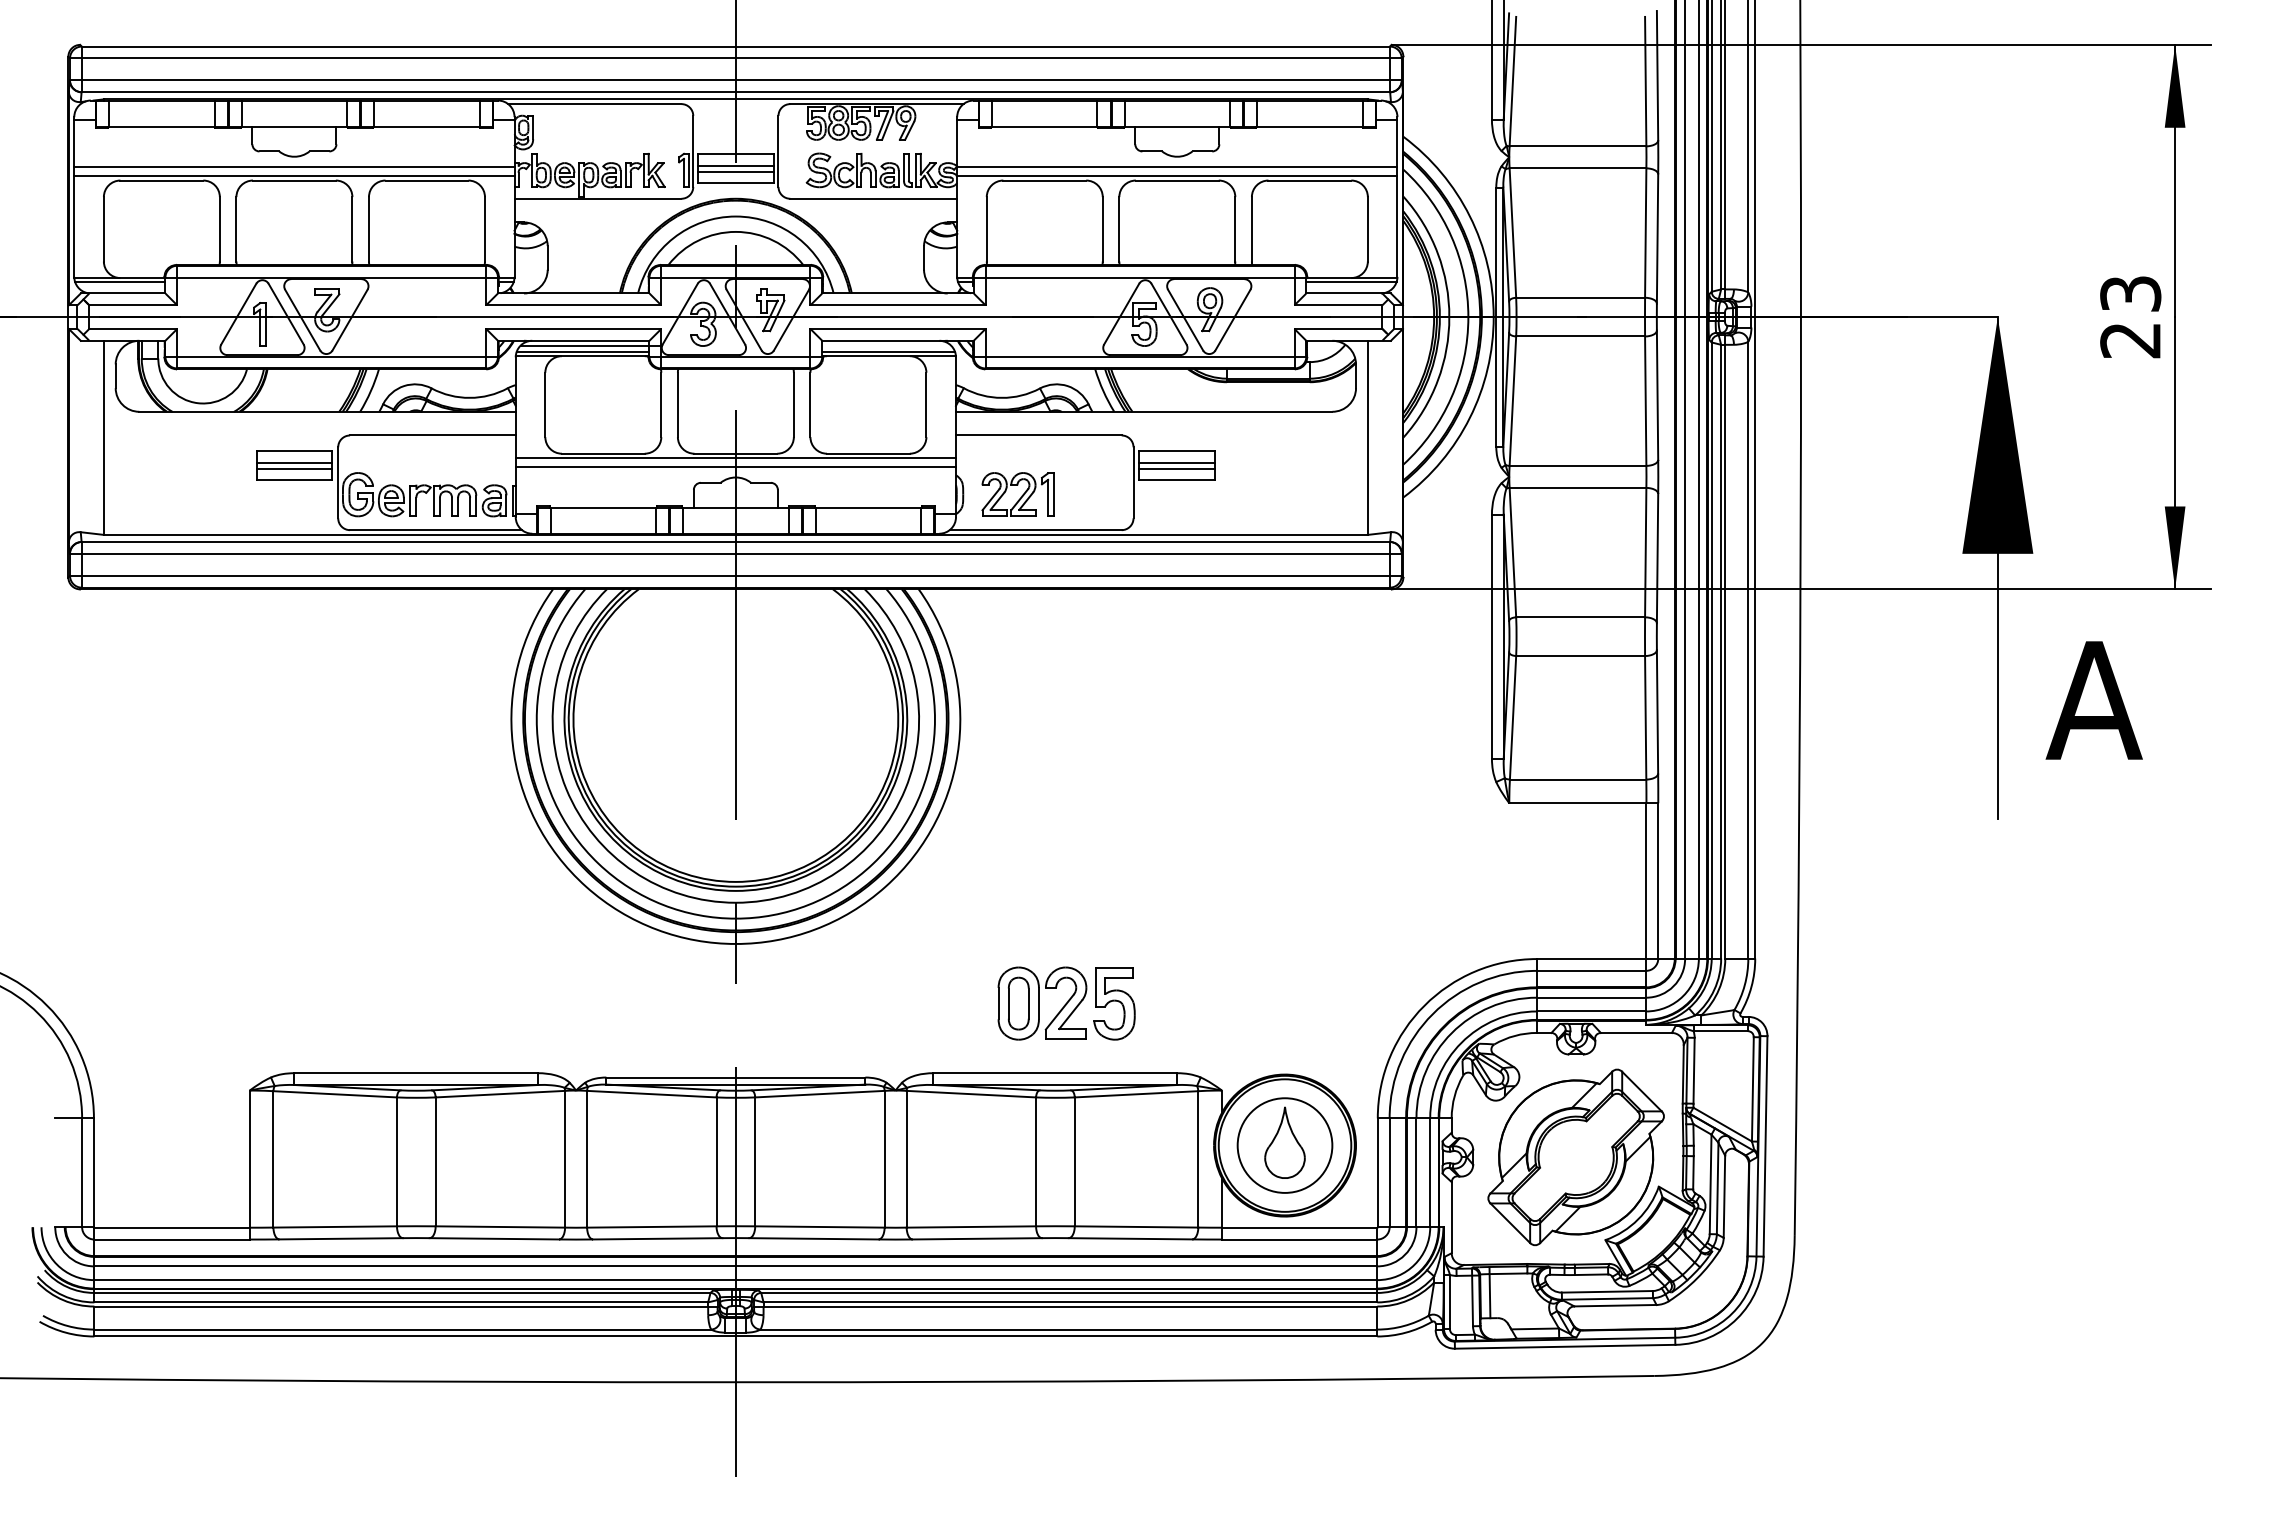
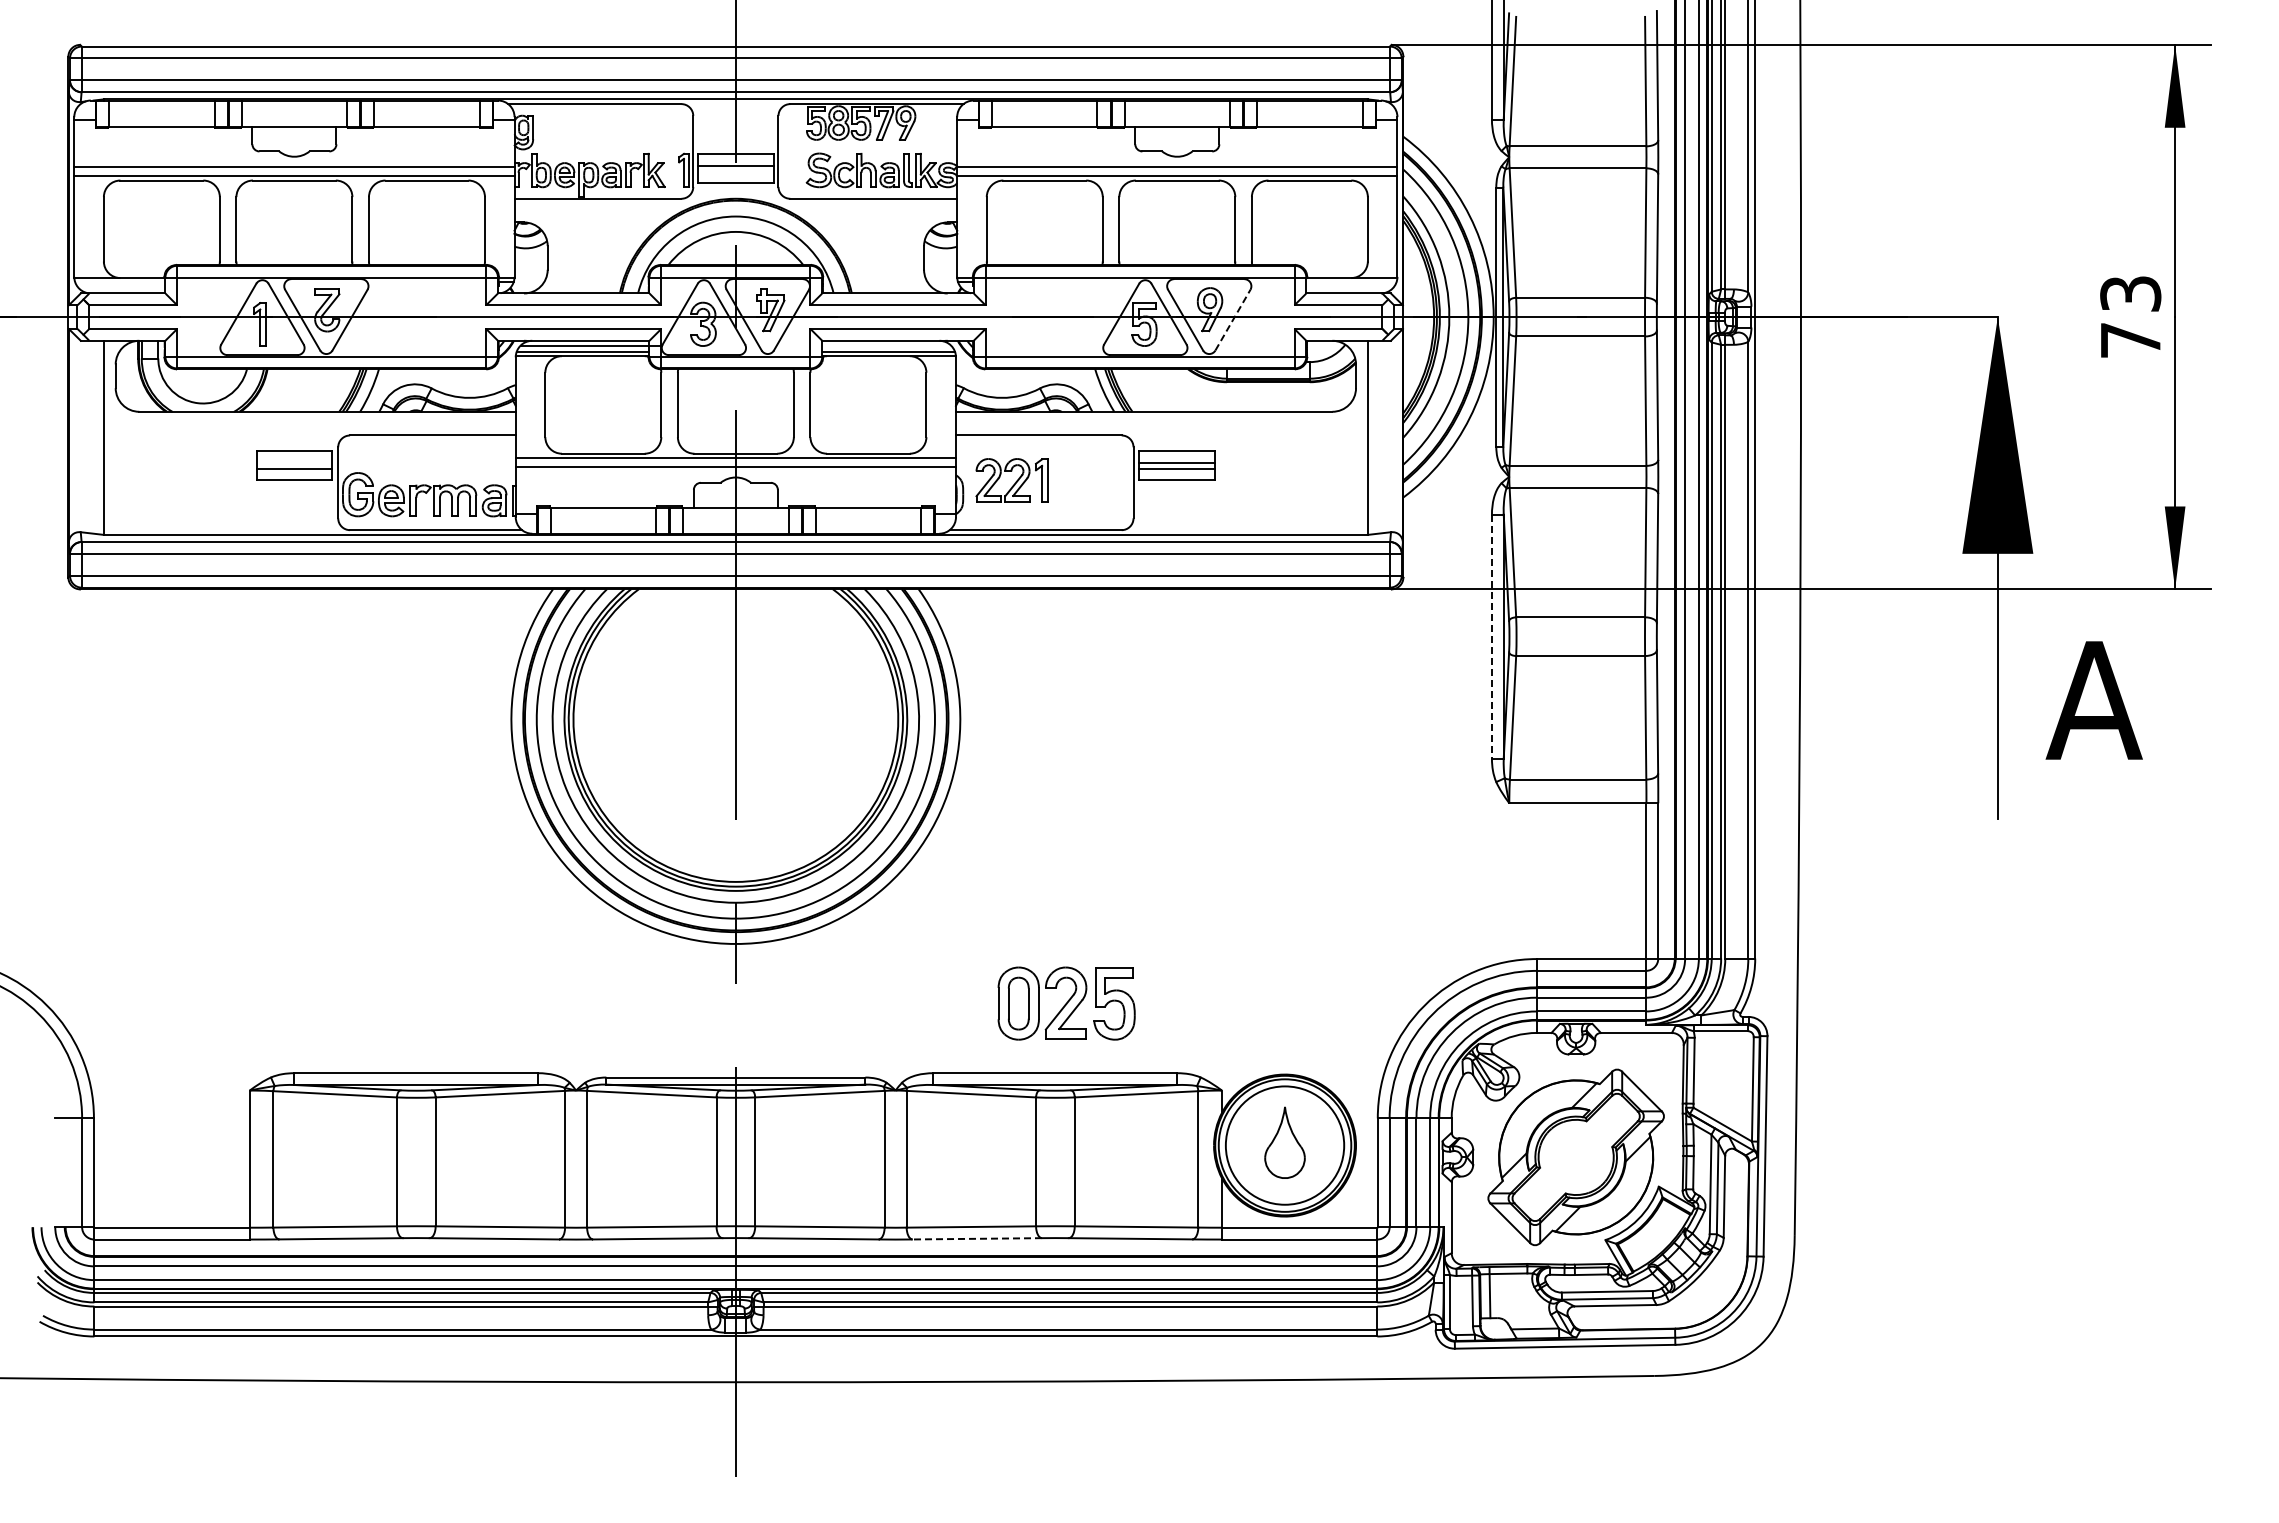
line: present -> none (735, 171)
line: present -> none (119, 282)
line: present -> none (1351, 282)
line: solid -> dashed (1233, 319)
text: 23 -> 73 (2130, 340)
line: present -> none (294, 462)
part position: (1017, 494) -> (1011, 480) (1011, 480)
line: solid -> dashed (1491, 637)
circle diameter: 95 px -> 118 px (1284, 1145)
line: solid -> dashed (977, 1238)
